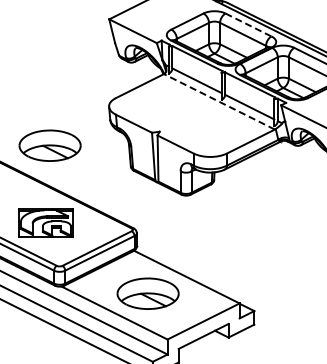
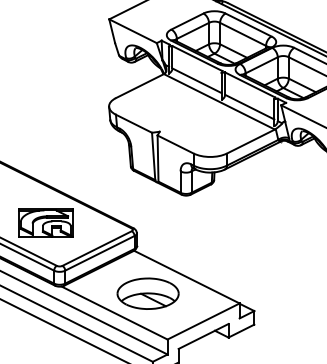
line: dashed -> solid (248, 25)
line: dashed -> solid (219, 101)
part: present -> none (49, 145)
